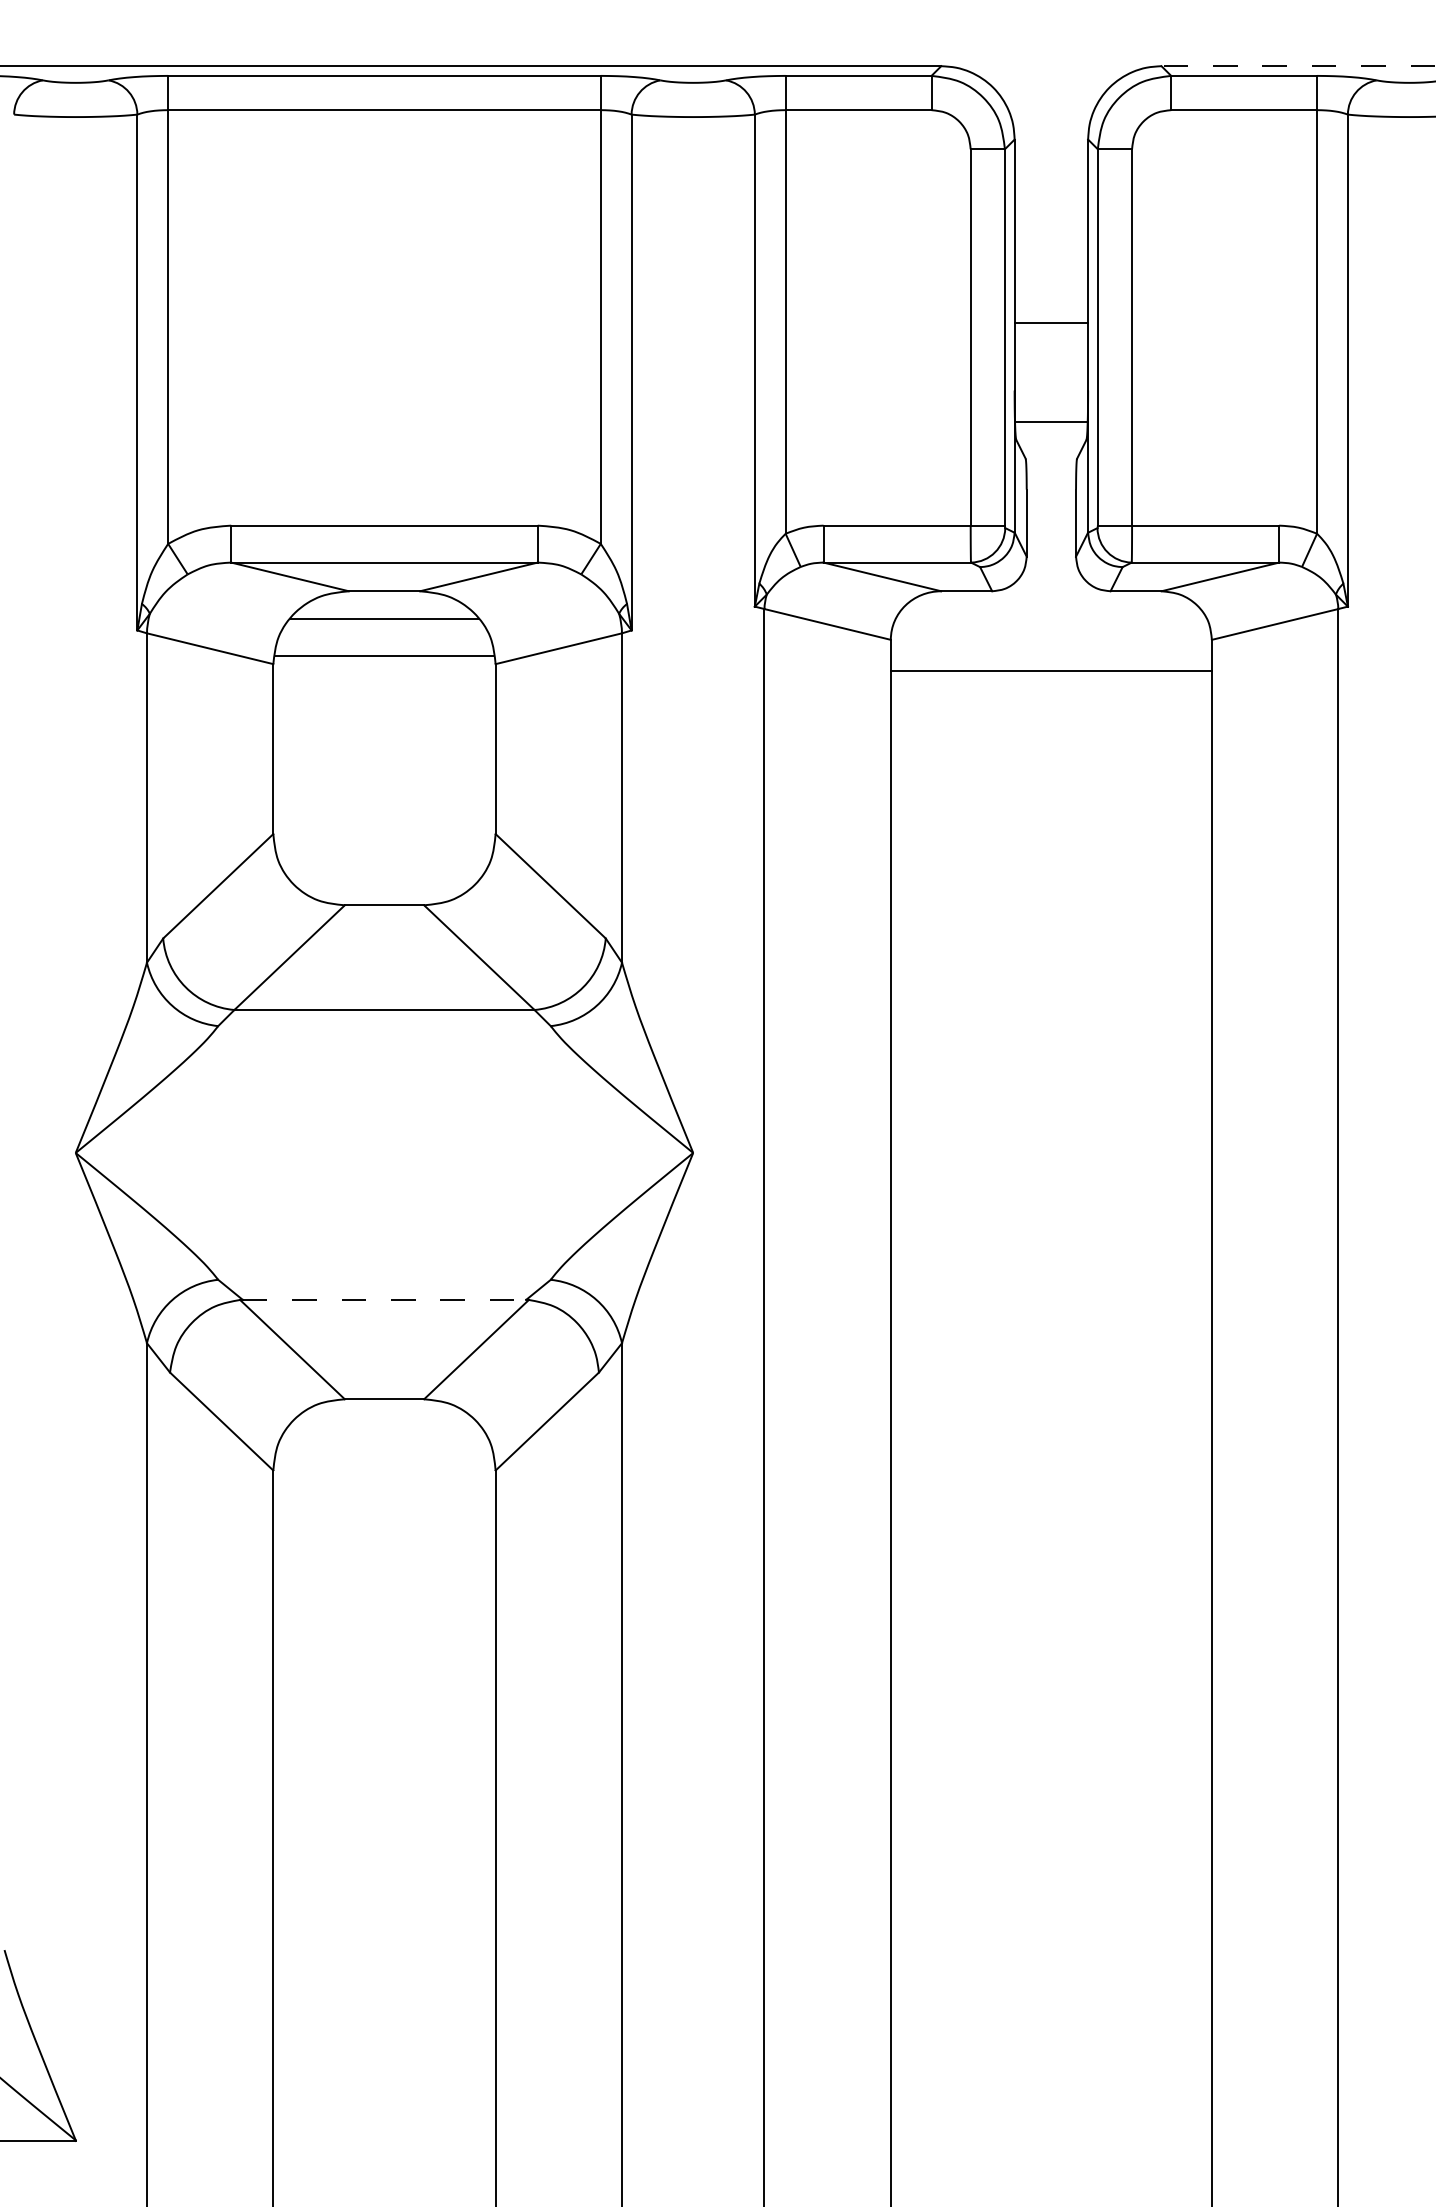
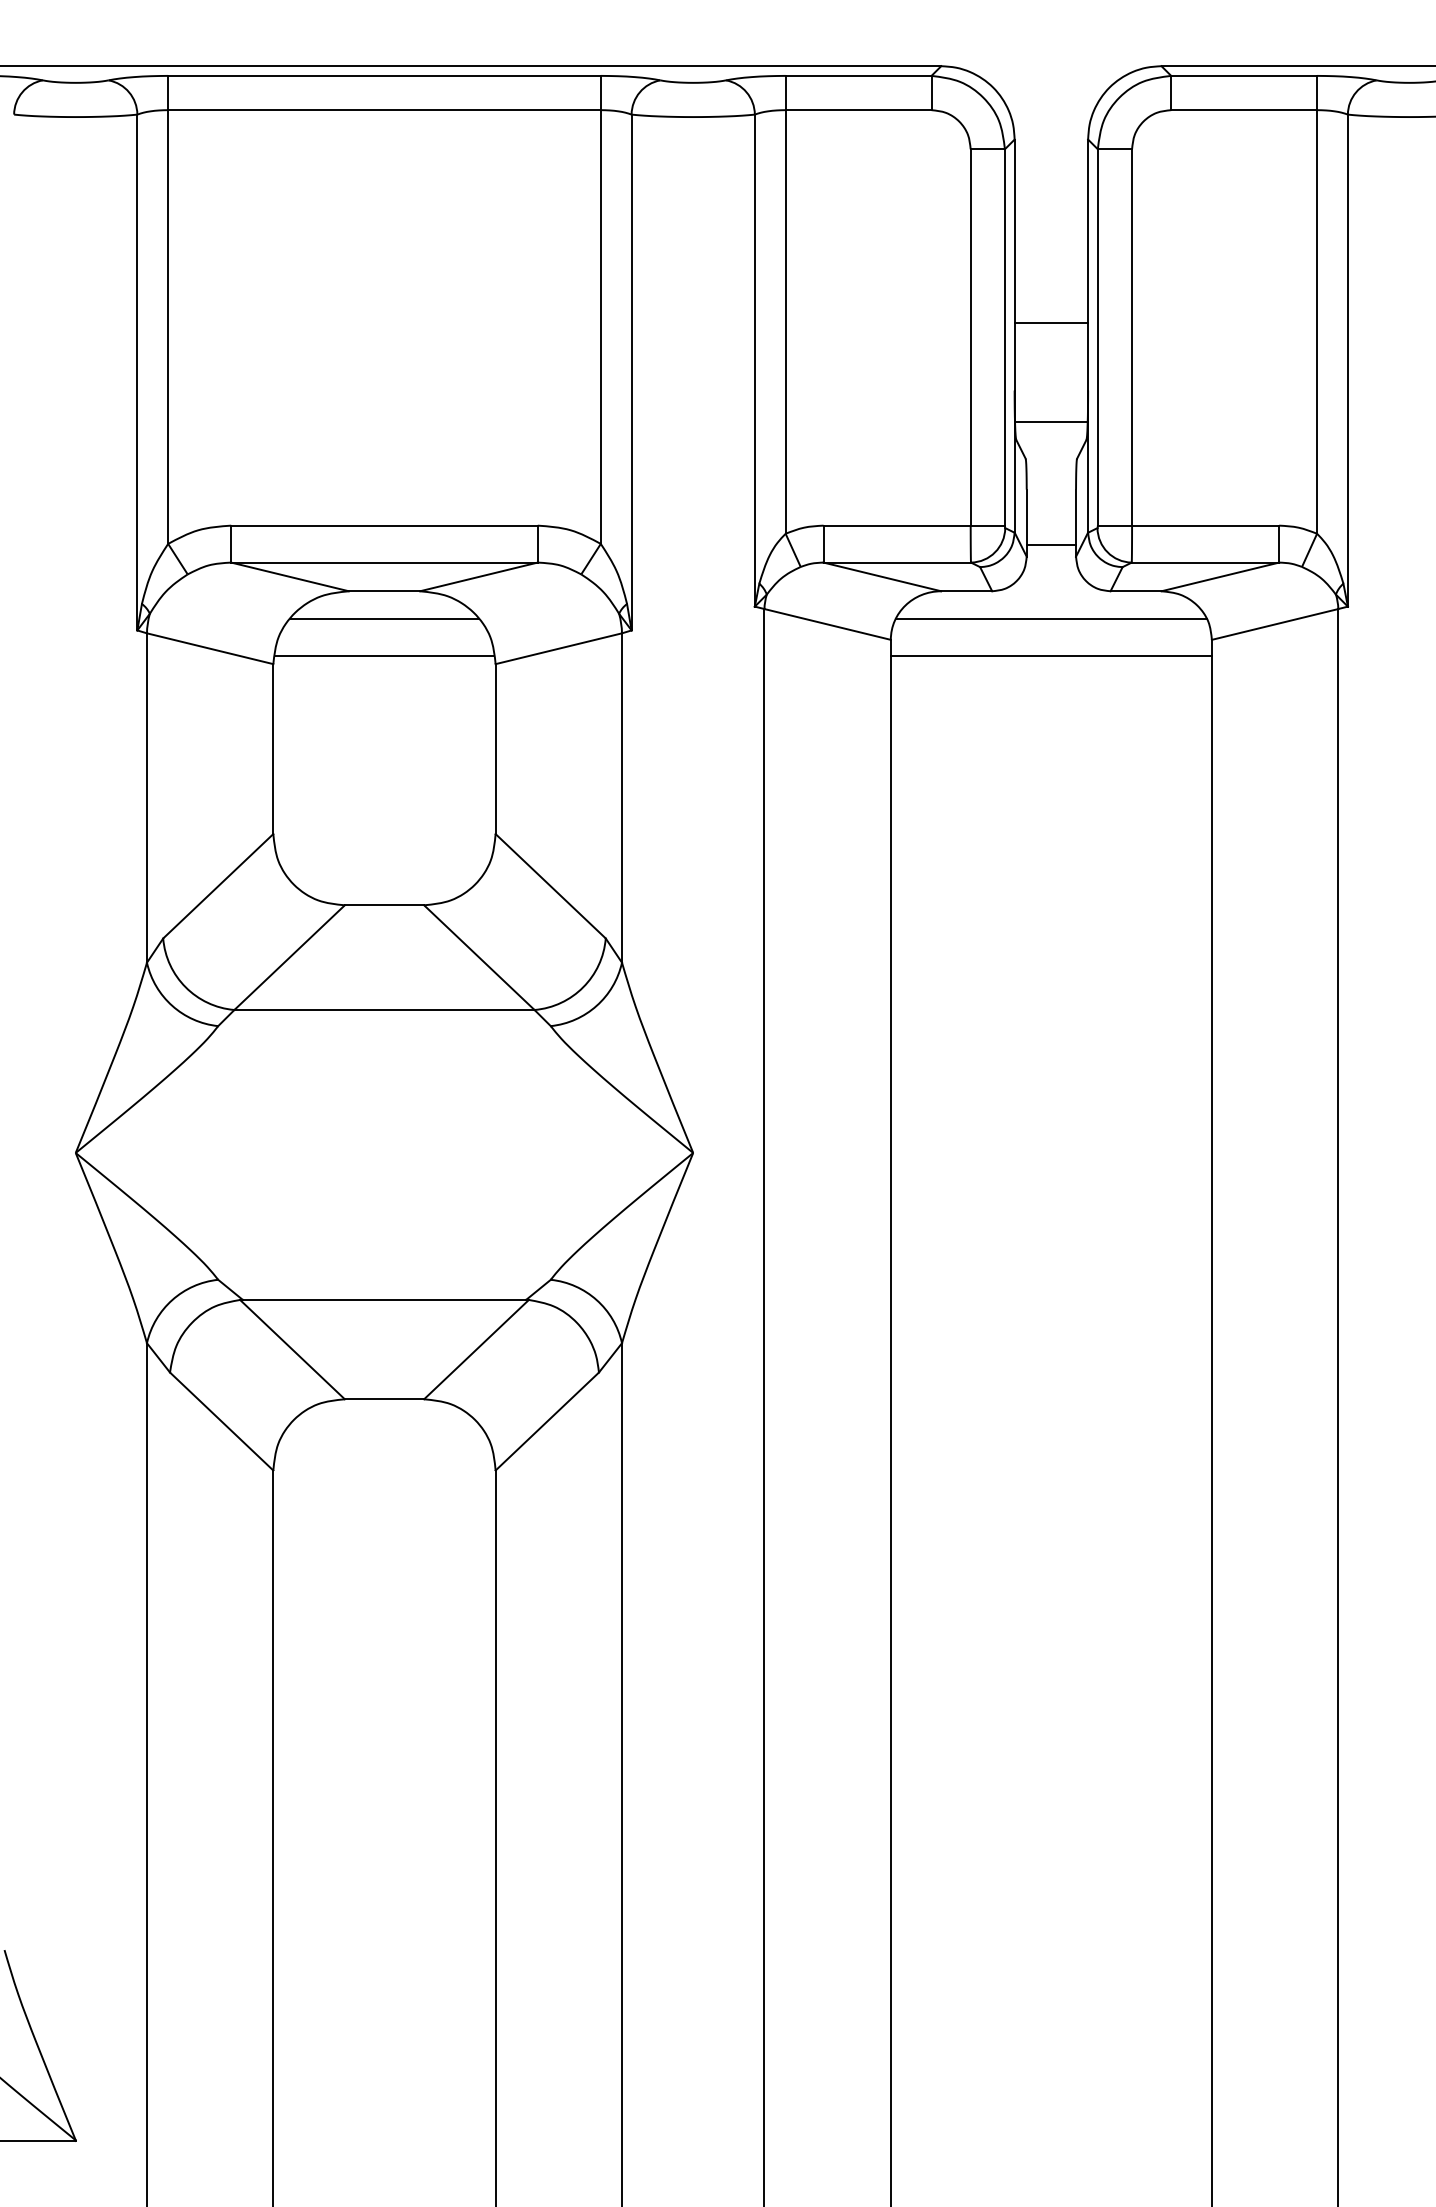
line: dashed -> solid (1298, 66)
line: none -> present (1051, 545)
line: none -> present (1051, 619)
line position: (1050, 671) -> (1050, 656) (1050, 656)
line: dashed -> solid (384, 1299)
